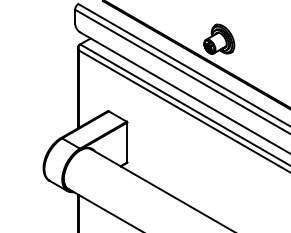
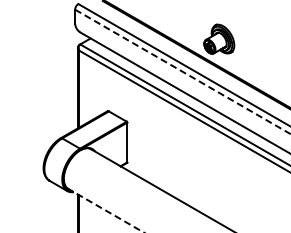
line: solid -> dashed (183, 72)
line: solid -> dashed (106, 210)
